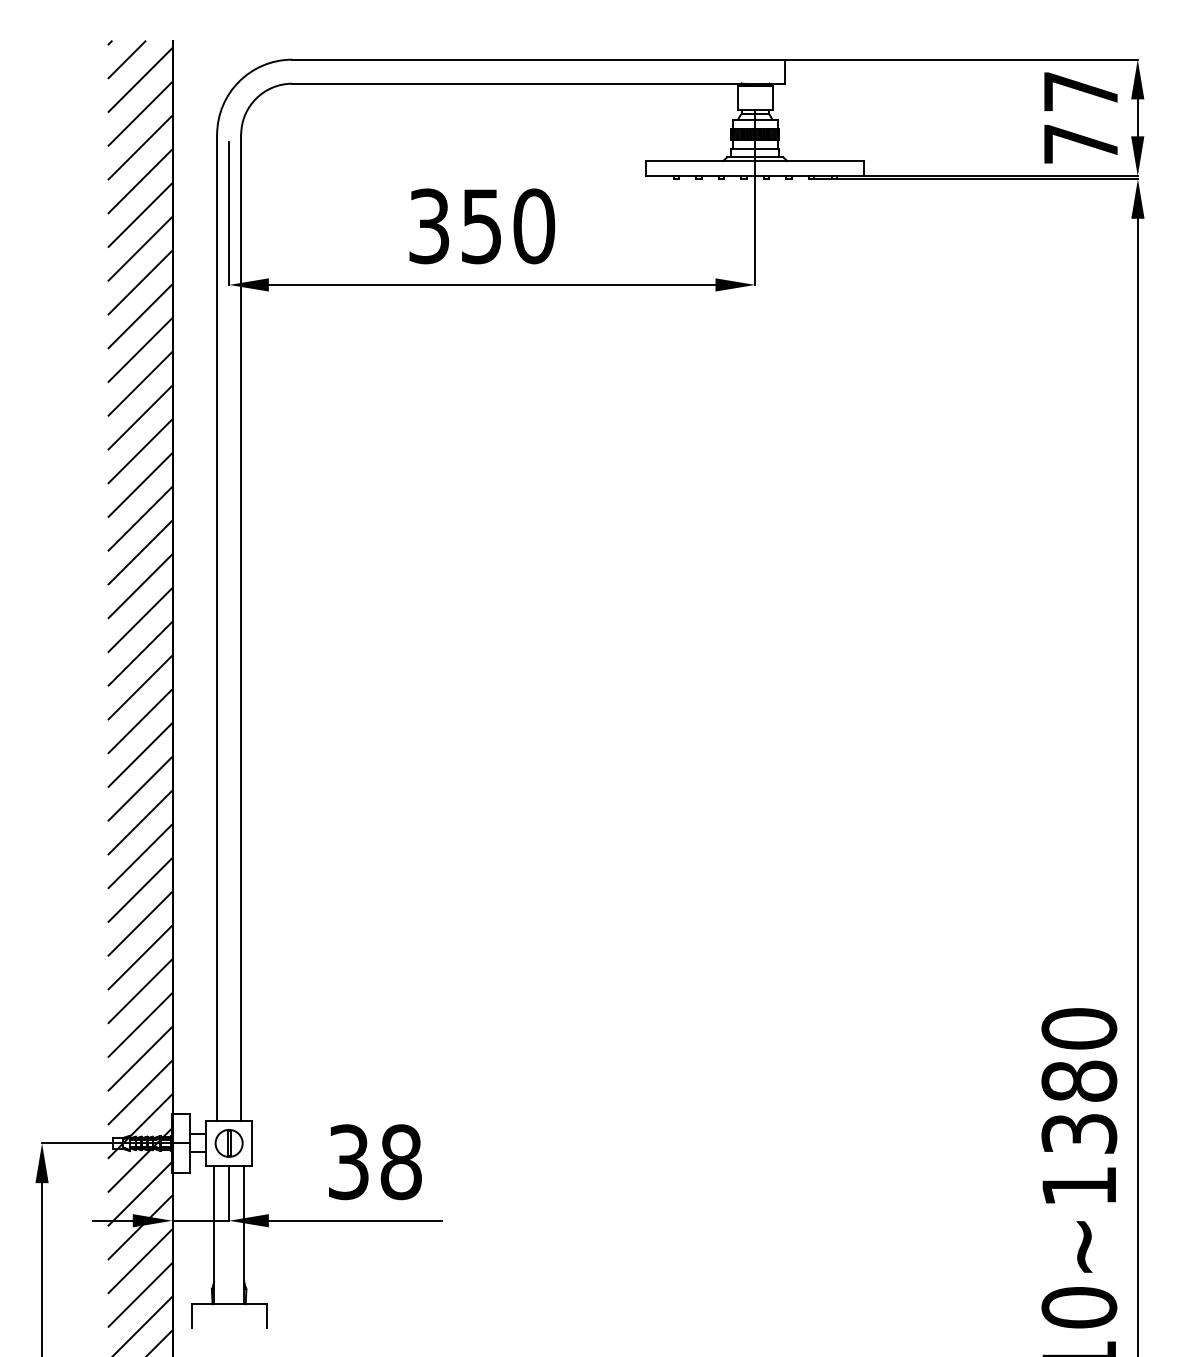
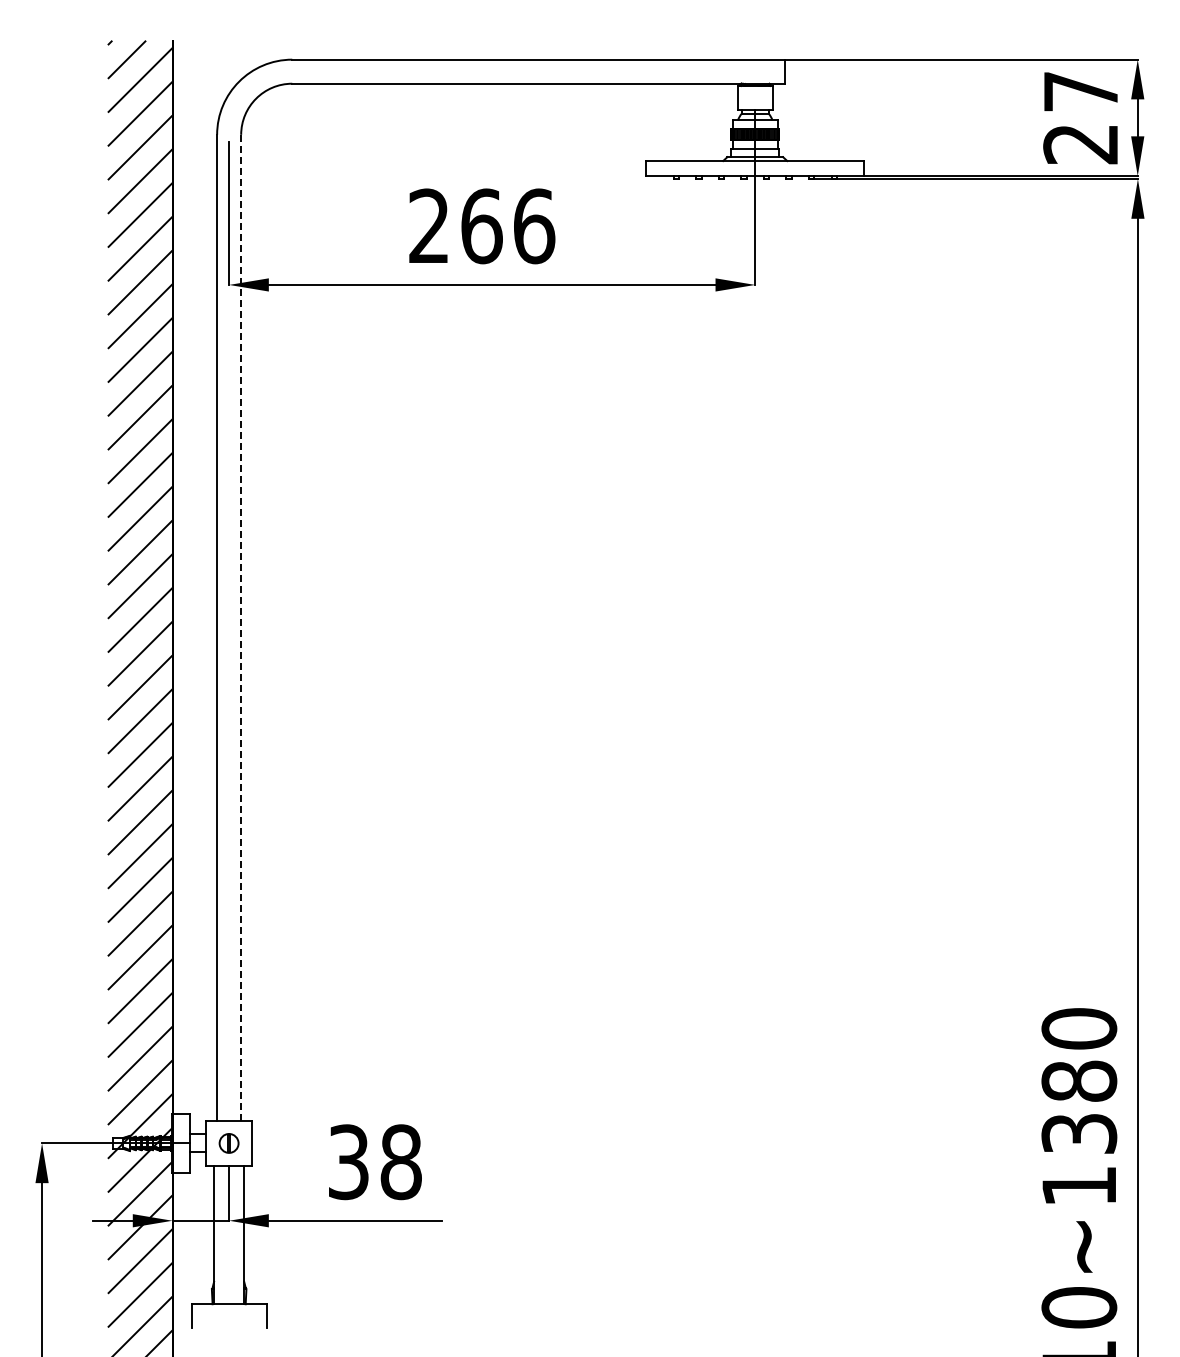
text: 77 -> 27 (1080, 144)
text: 350 -> 266 (482, 226)
line: solid -> dashed (241, 628)
part size: 30x29 px -> 22x21 px (228, 1143)
